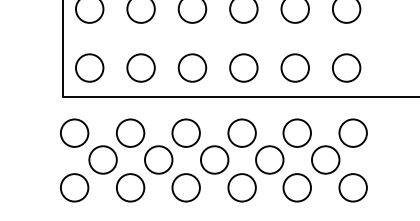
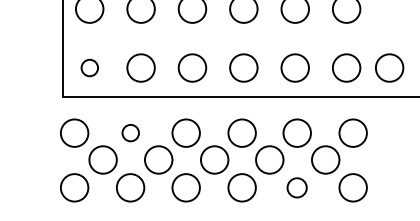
part size: 30x30 px -> 19x20 px (89, 67)
part: none -> present (389, 67)
part size: 30x30 px -> 19x19 px (130, 133)
part size: 30x30 px -> 22x22 px (296, 187)
